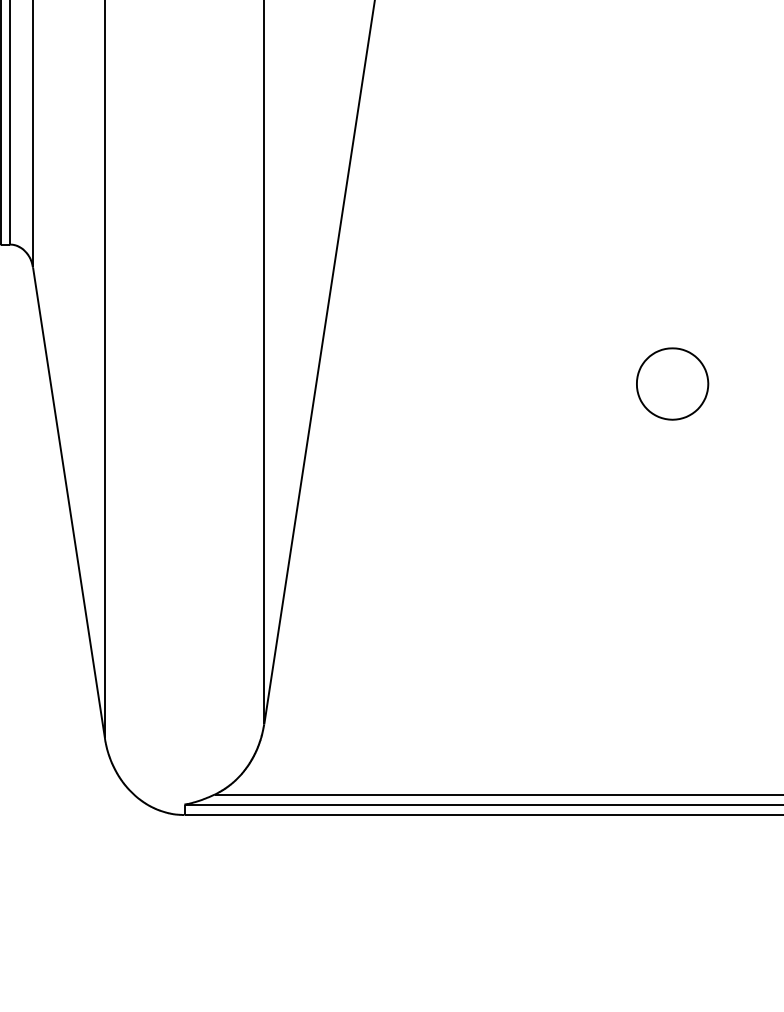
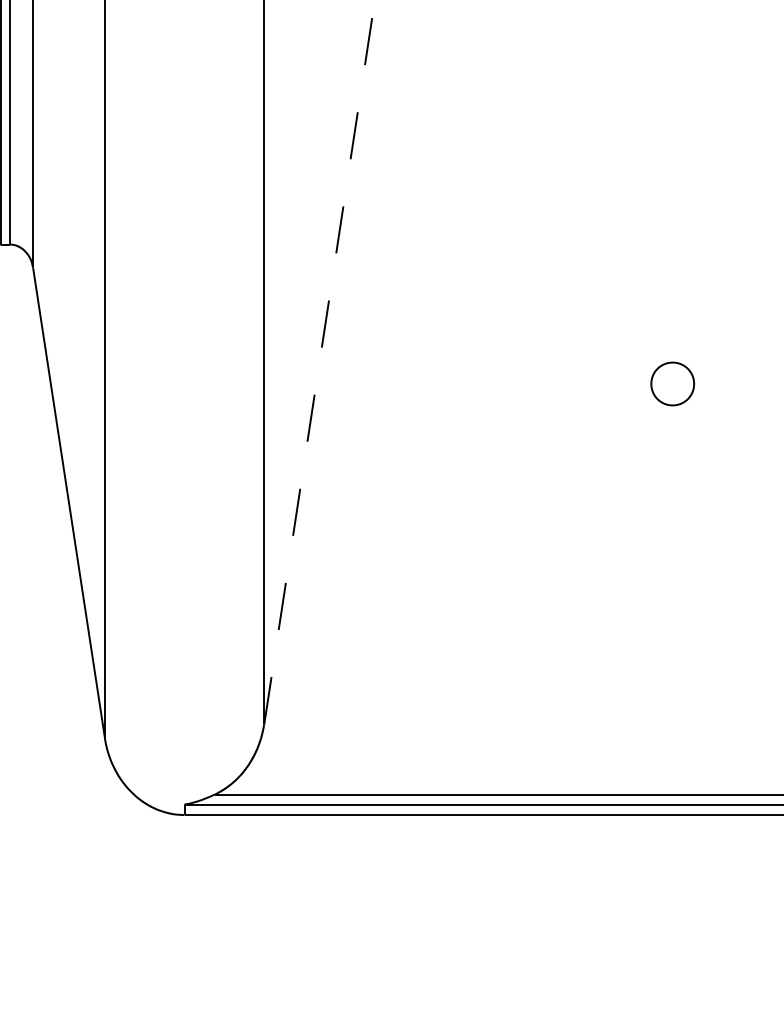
line: solid -> dashed (319, 362)
part size: 74x74 px -> 46x46 px (672, 383)
